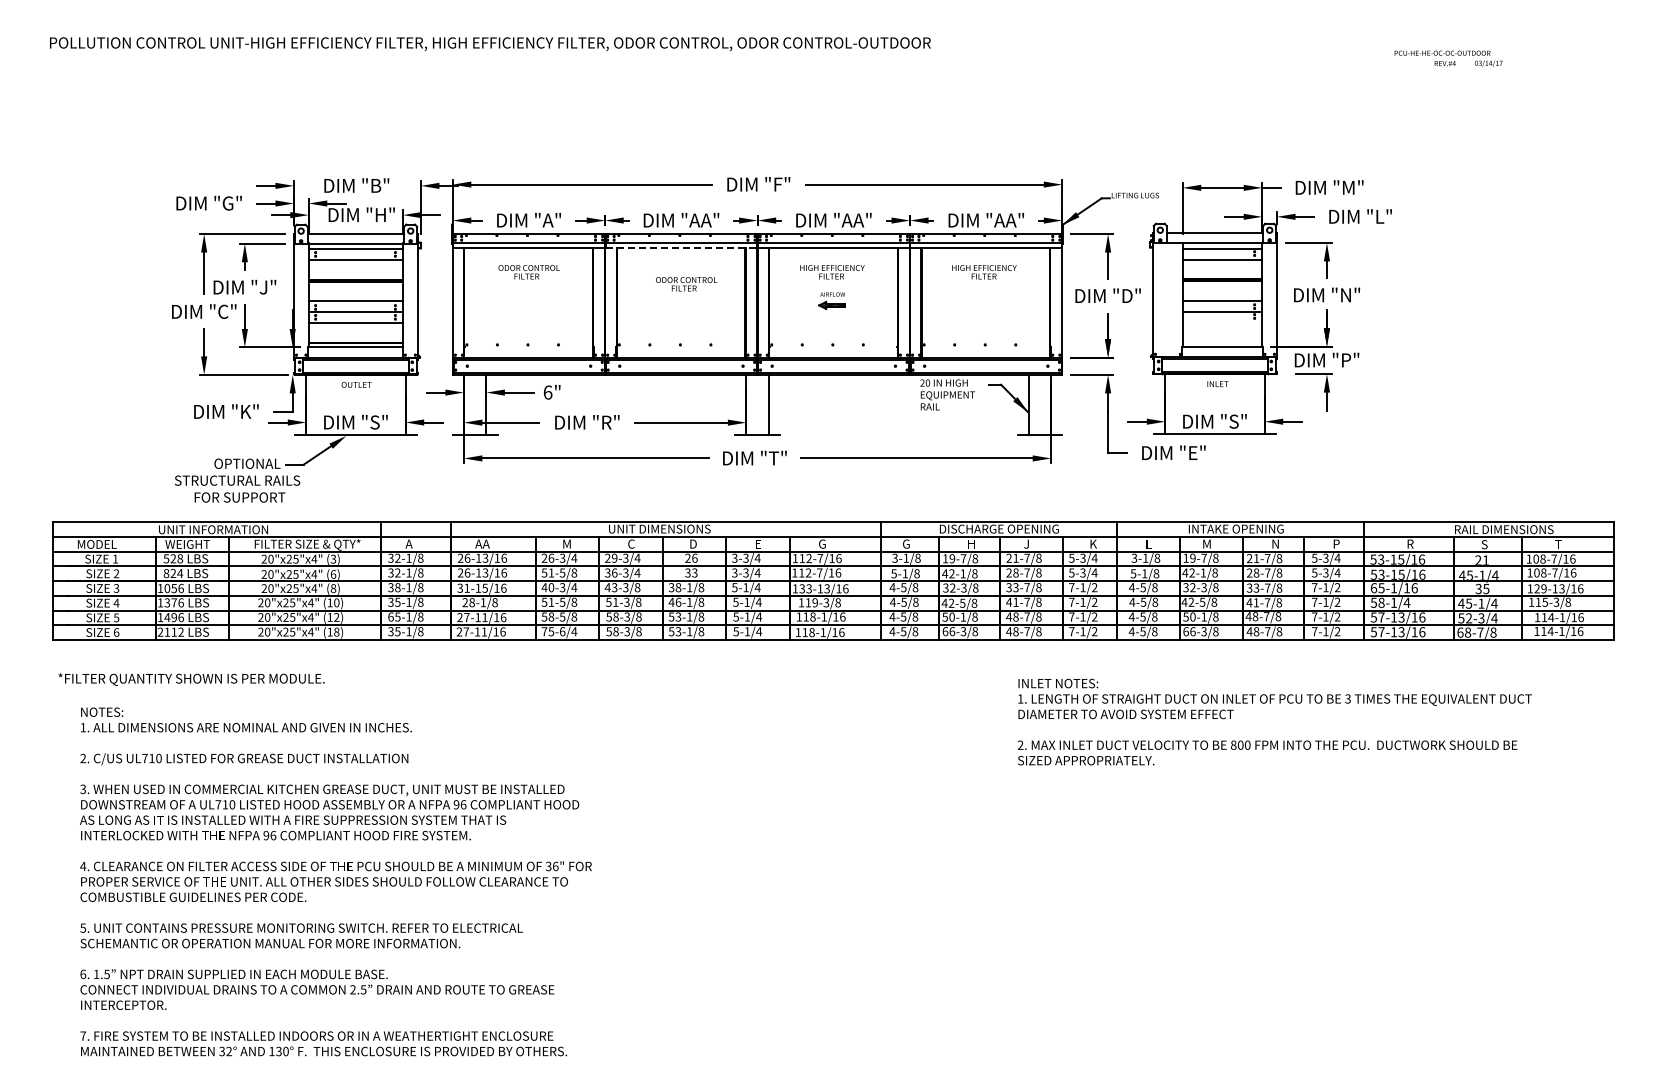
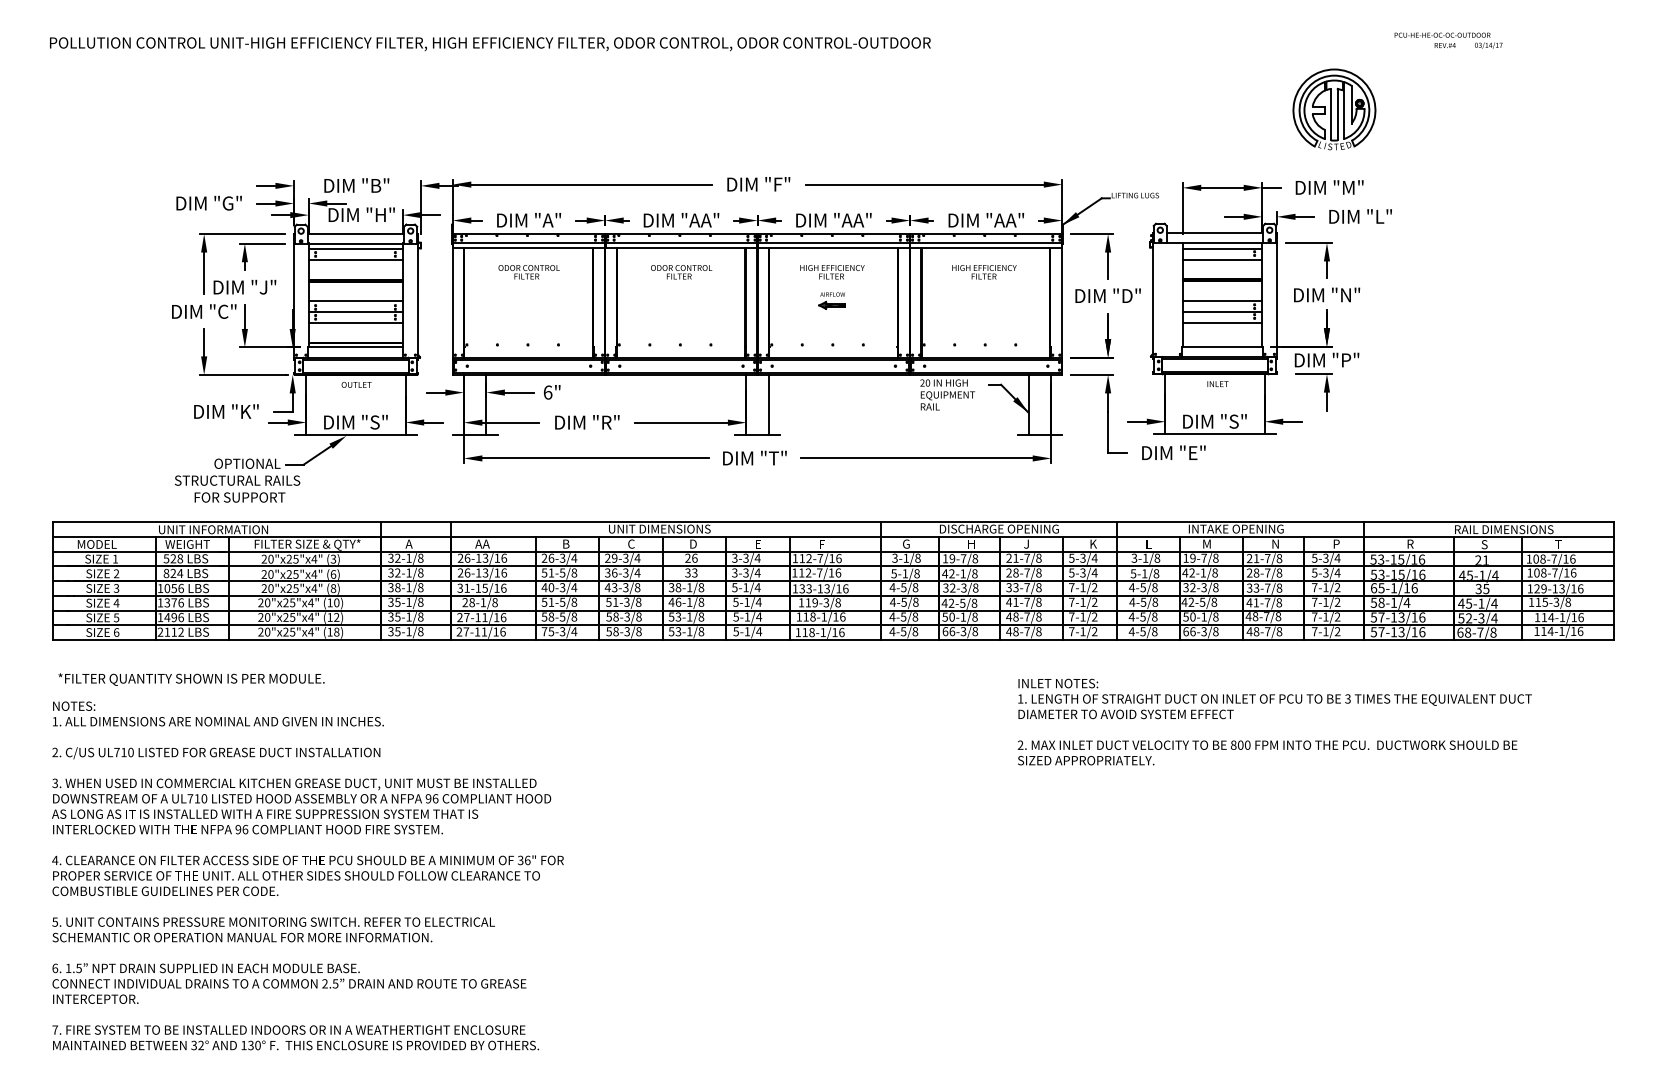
text position: (1448, 58) -> (1448, 40) (1448, 40)
part: none -> present (1334, 109)
line: dashed -> solid (681, 248)
text position: (686, 284) -> (681, 272) (681, 272)
line: none -> present (1222, 322)
text: M -> B (567, 543)
text: G -> F (822, 543)
text: 65-1/8 -> 35-1/8 (390, 616)
text: 75-6/4 -> 75-3/4 (562, 631)
text position: (335, 881) -> (307, 875) (307, 875)
